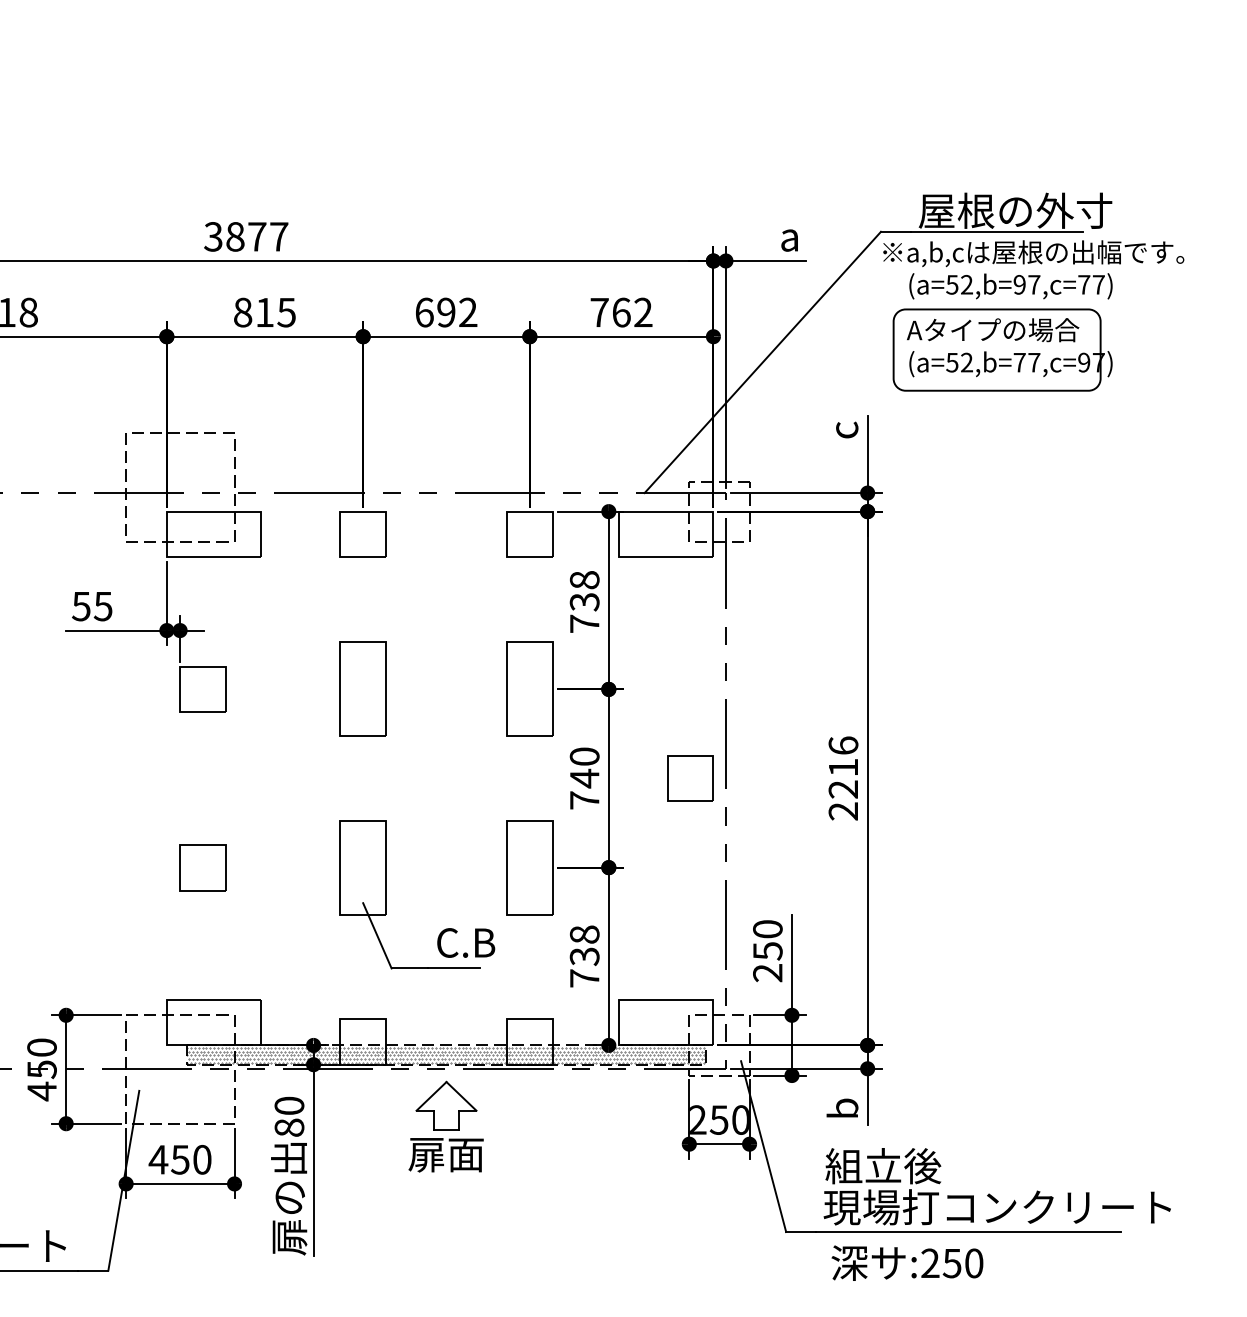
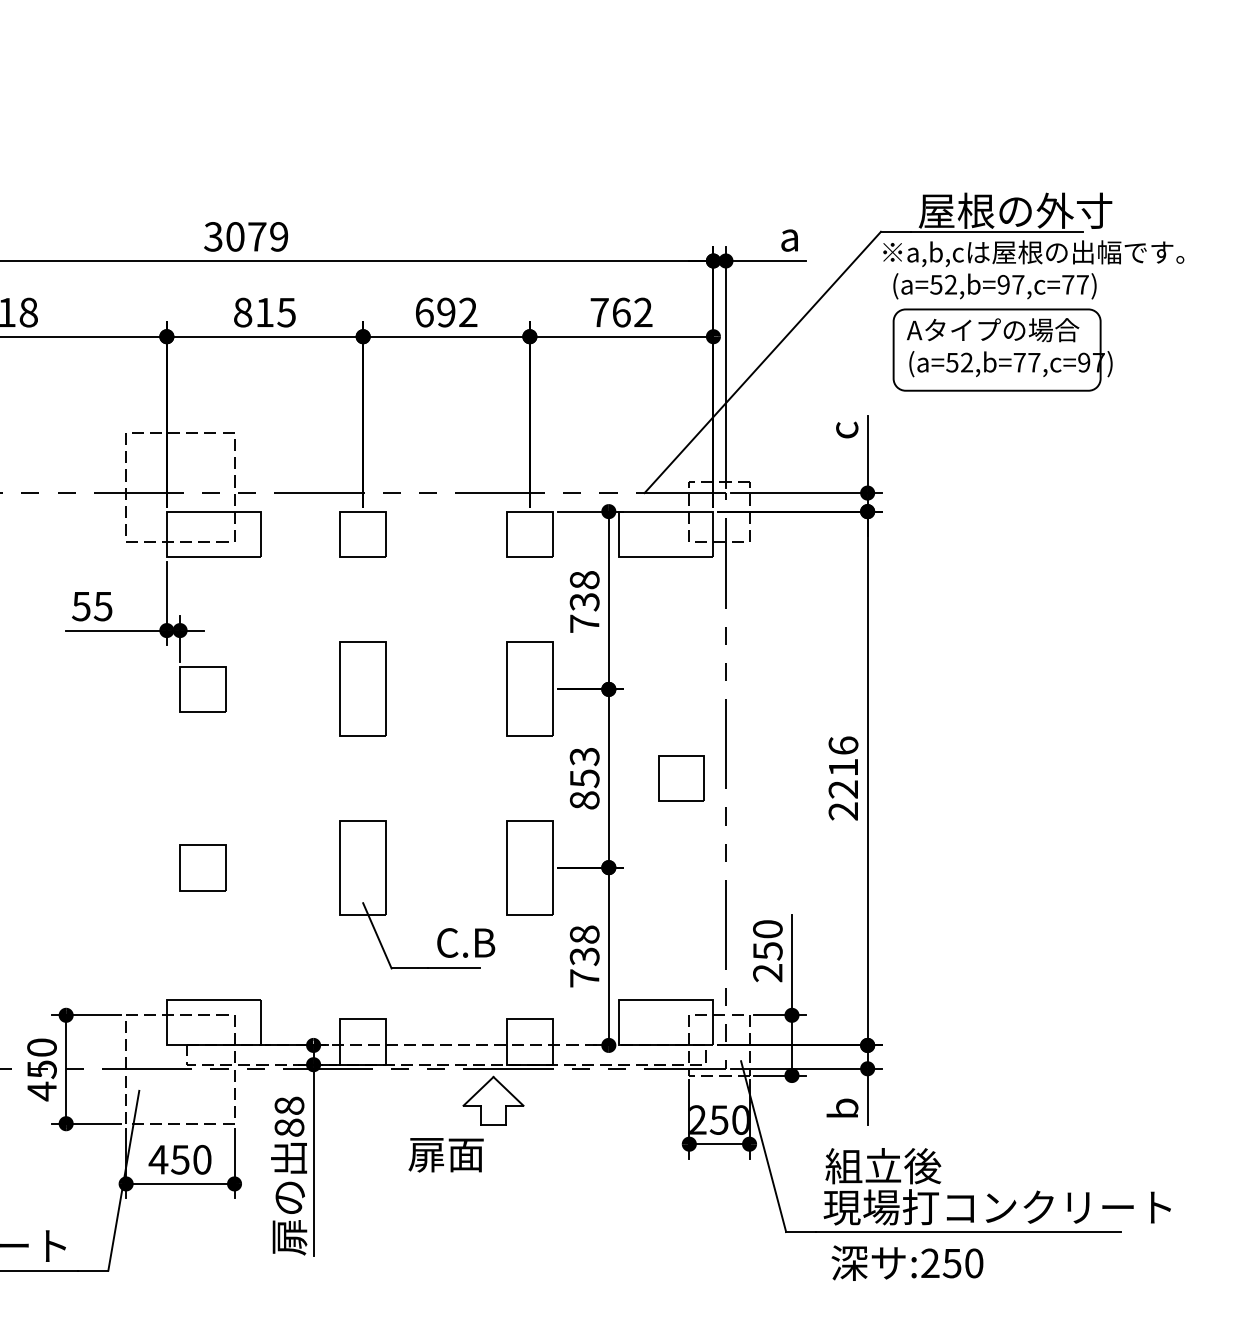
text: 3877 -> 3079 (257, 236)
text position: (1010, 286) -> (994, 286) (994, 286)
text: 740 -> 853 (584, 778)
part position: (690, 778) -> (681, 778) (681, 778)
hatch: present -> none (446, 1055)
text: 80 -> 88 (289, 1105)
part position: (446, 1105) -> (493, 1100) (493, 1100)
